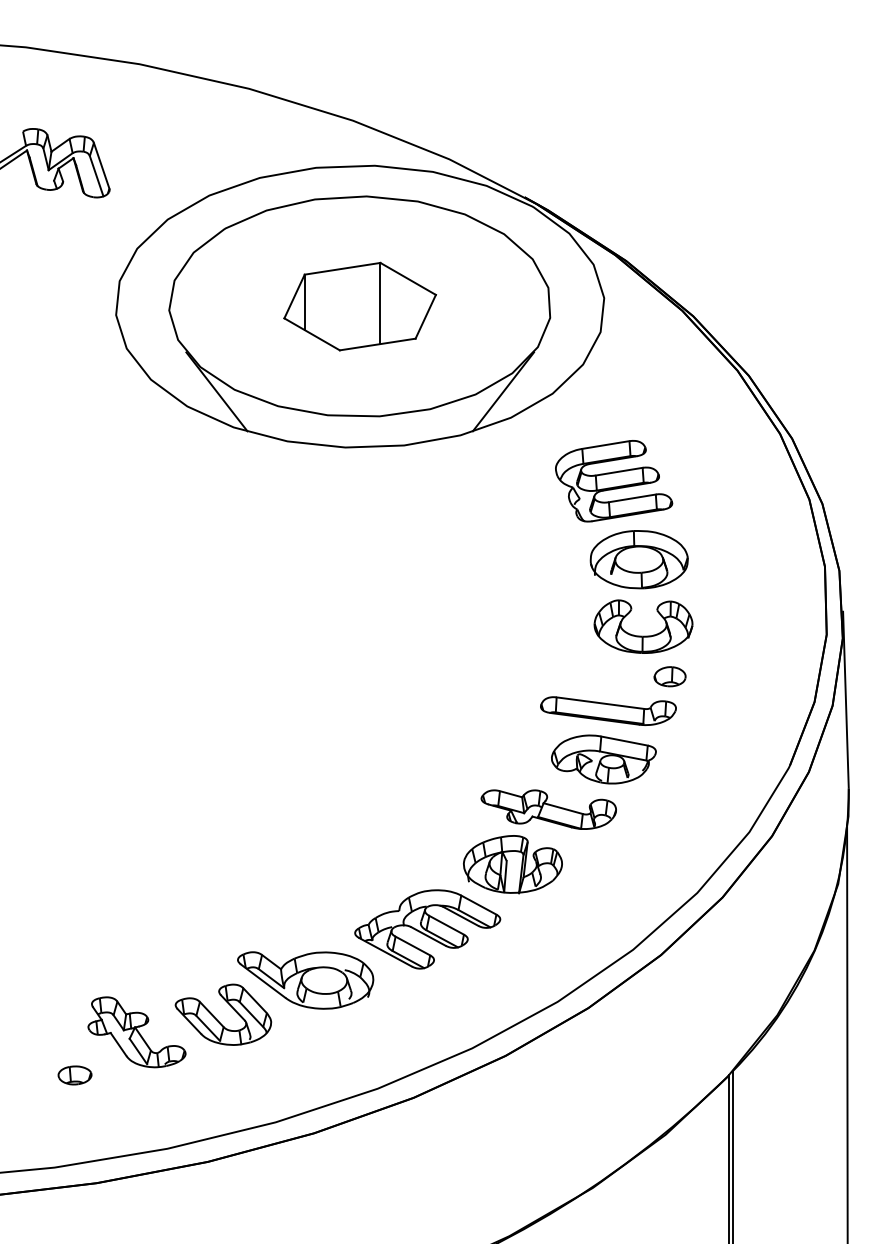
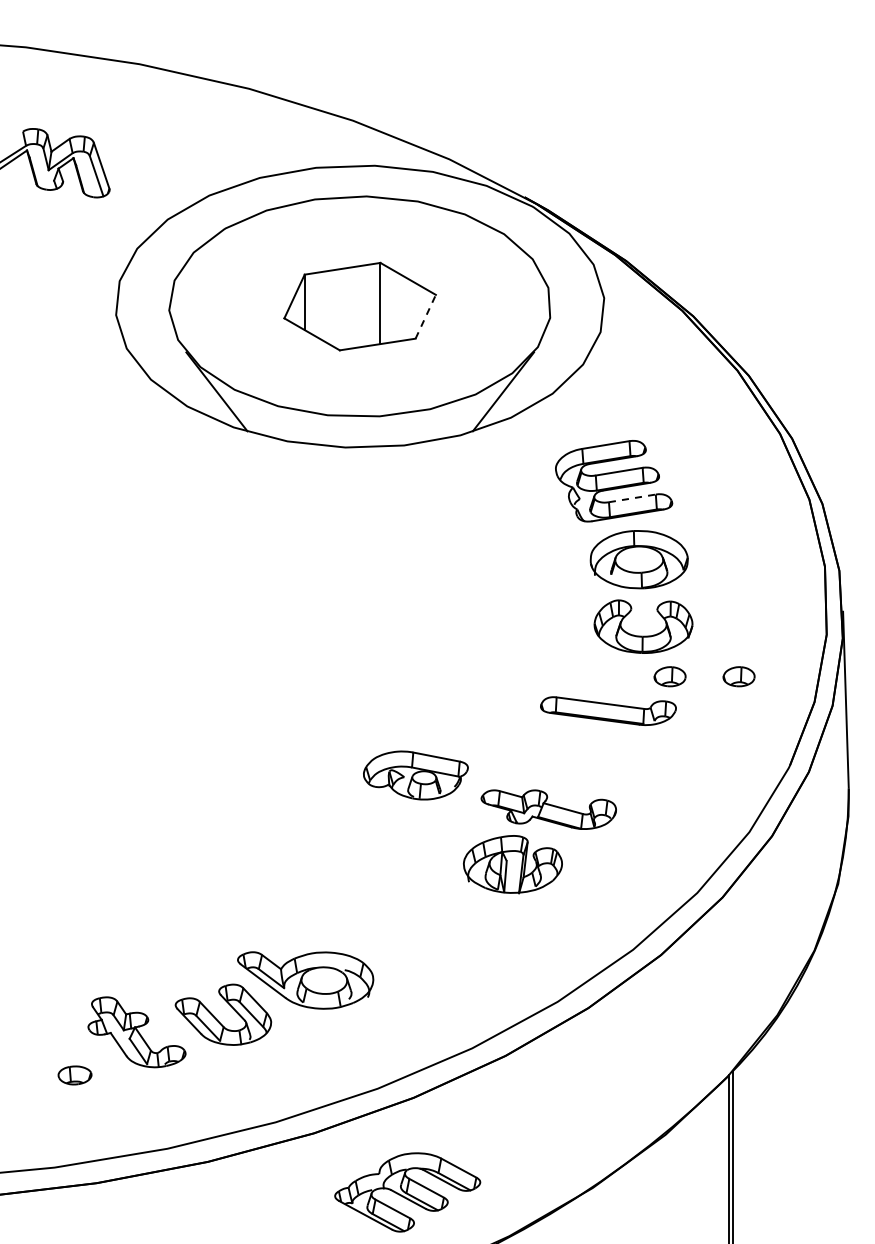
line: solid -> dashed (425, 316)
line: solid -> dashed (632, 498)
part: none -> present (738, 676)
part position: (603, 759) -> (415, 775) (415, 775)
part position: (427, 929) -> (407, 1192) (407, 1192)
line: present -> none (847, 1032)
